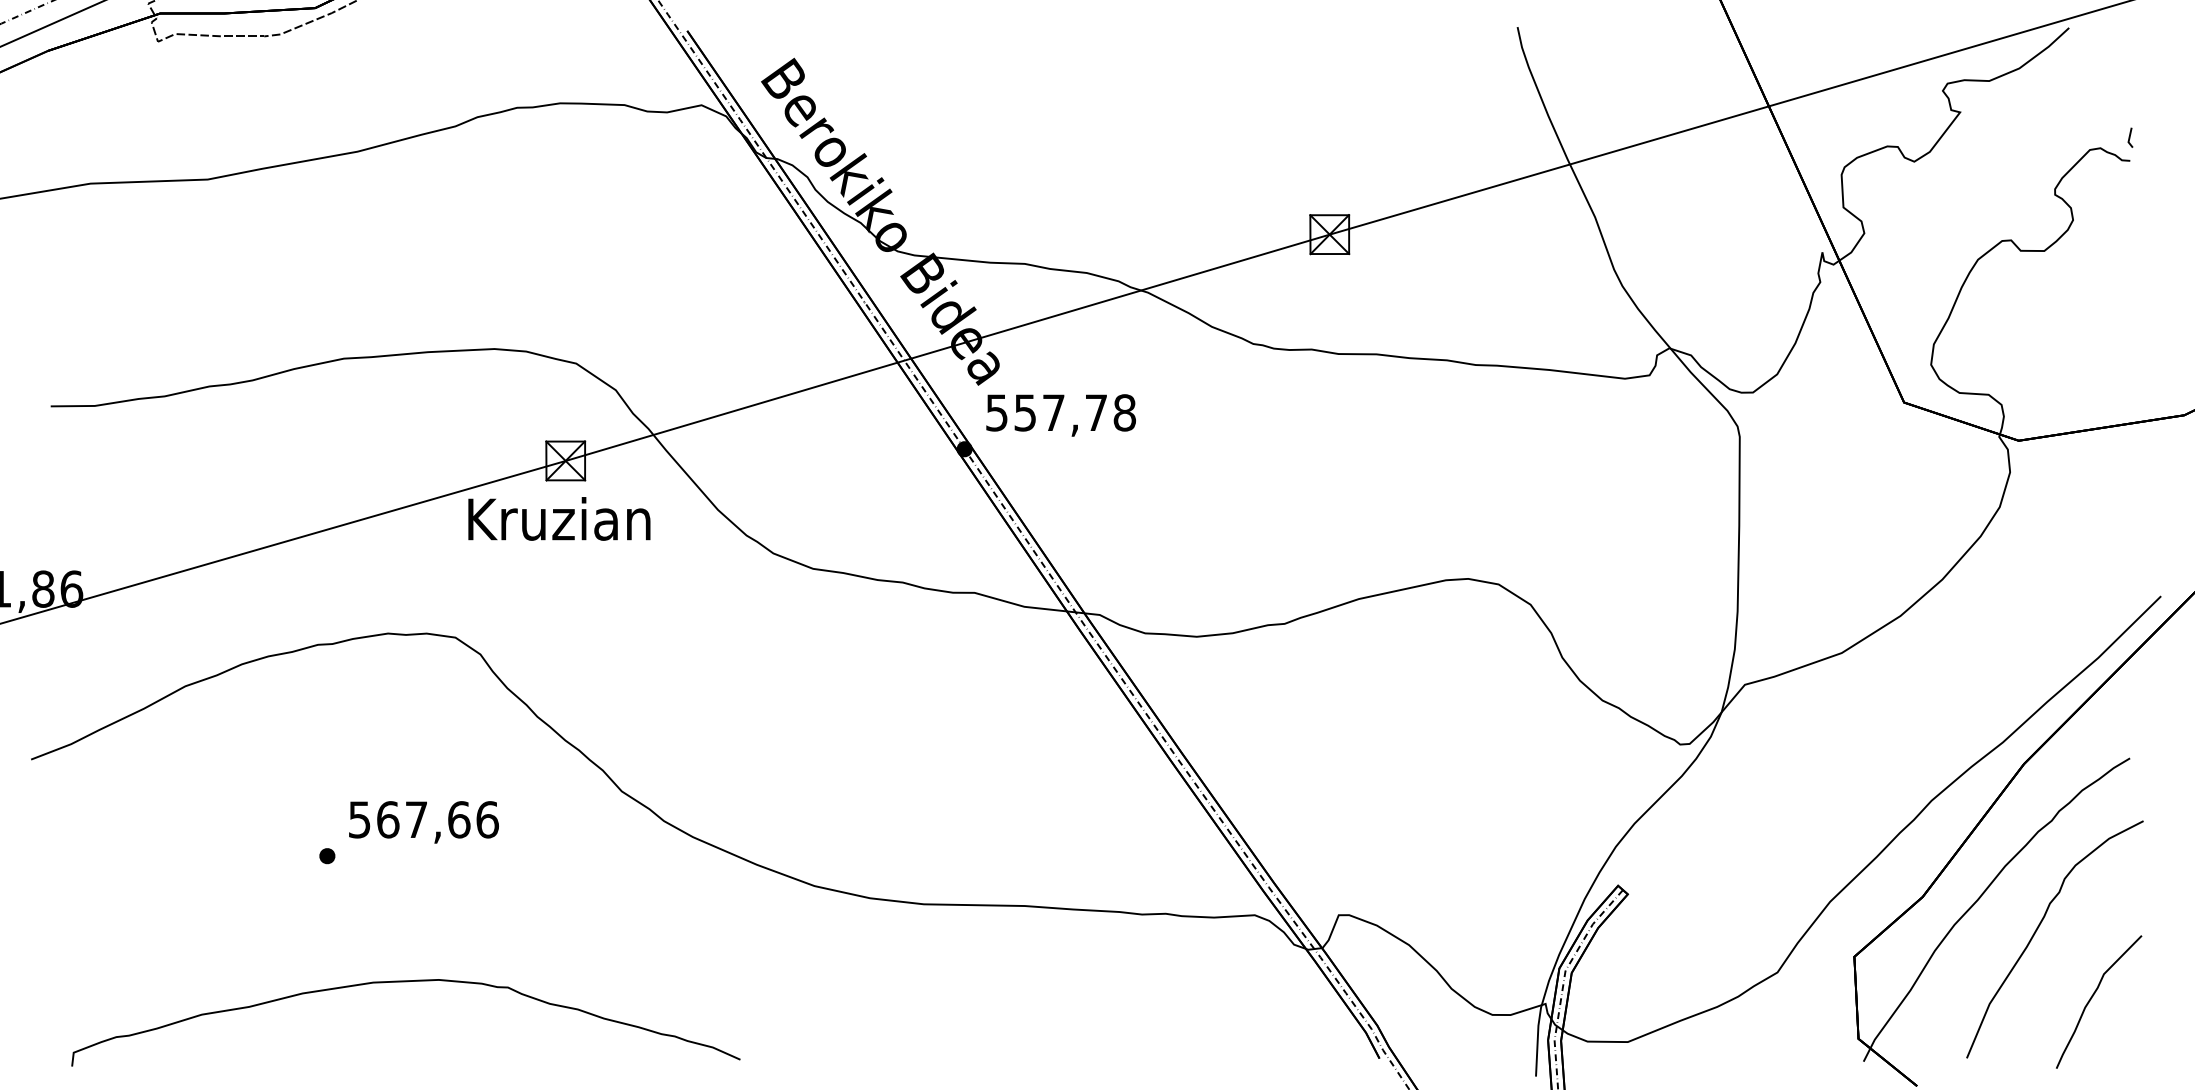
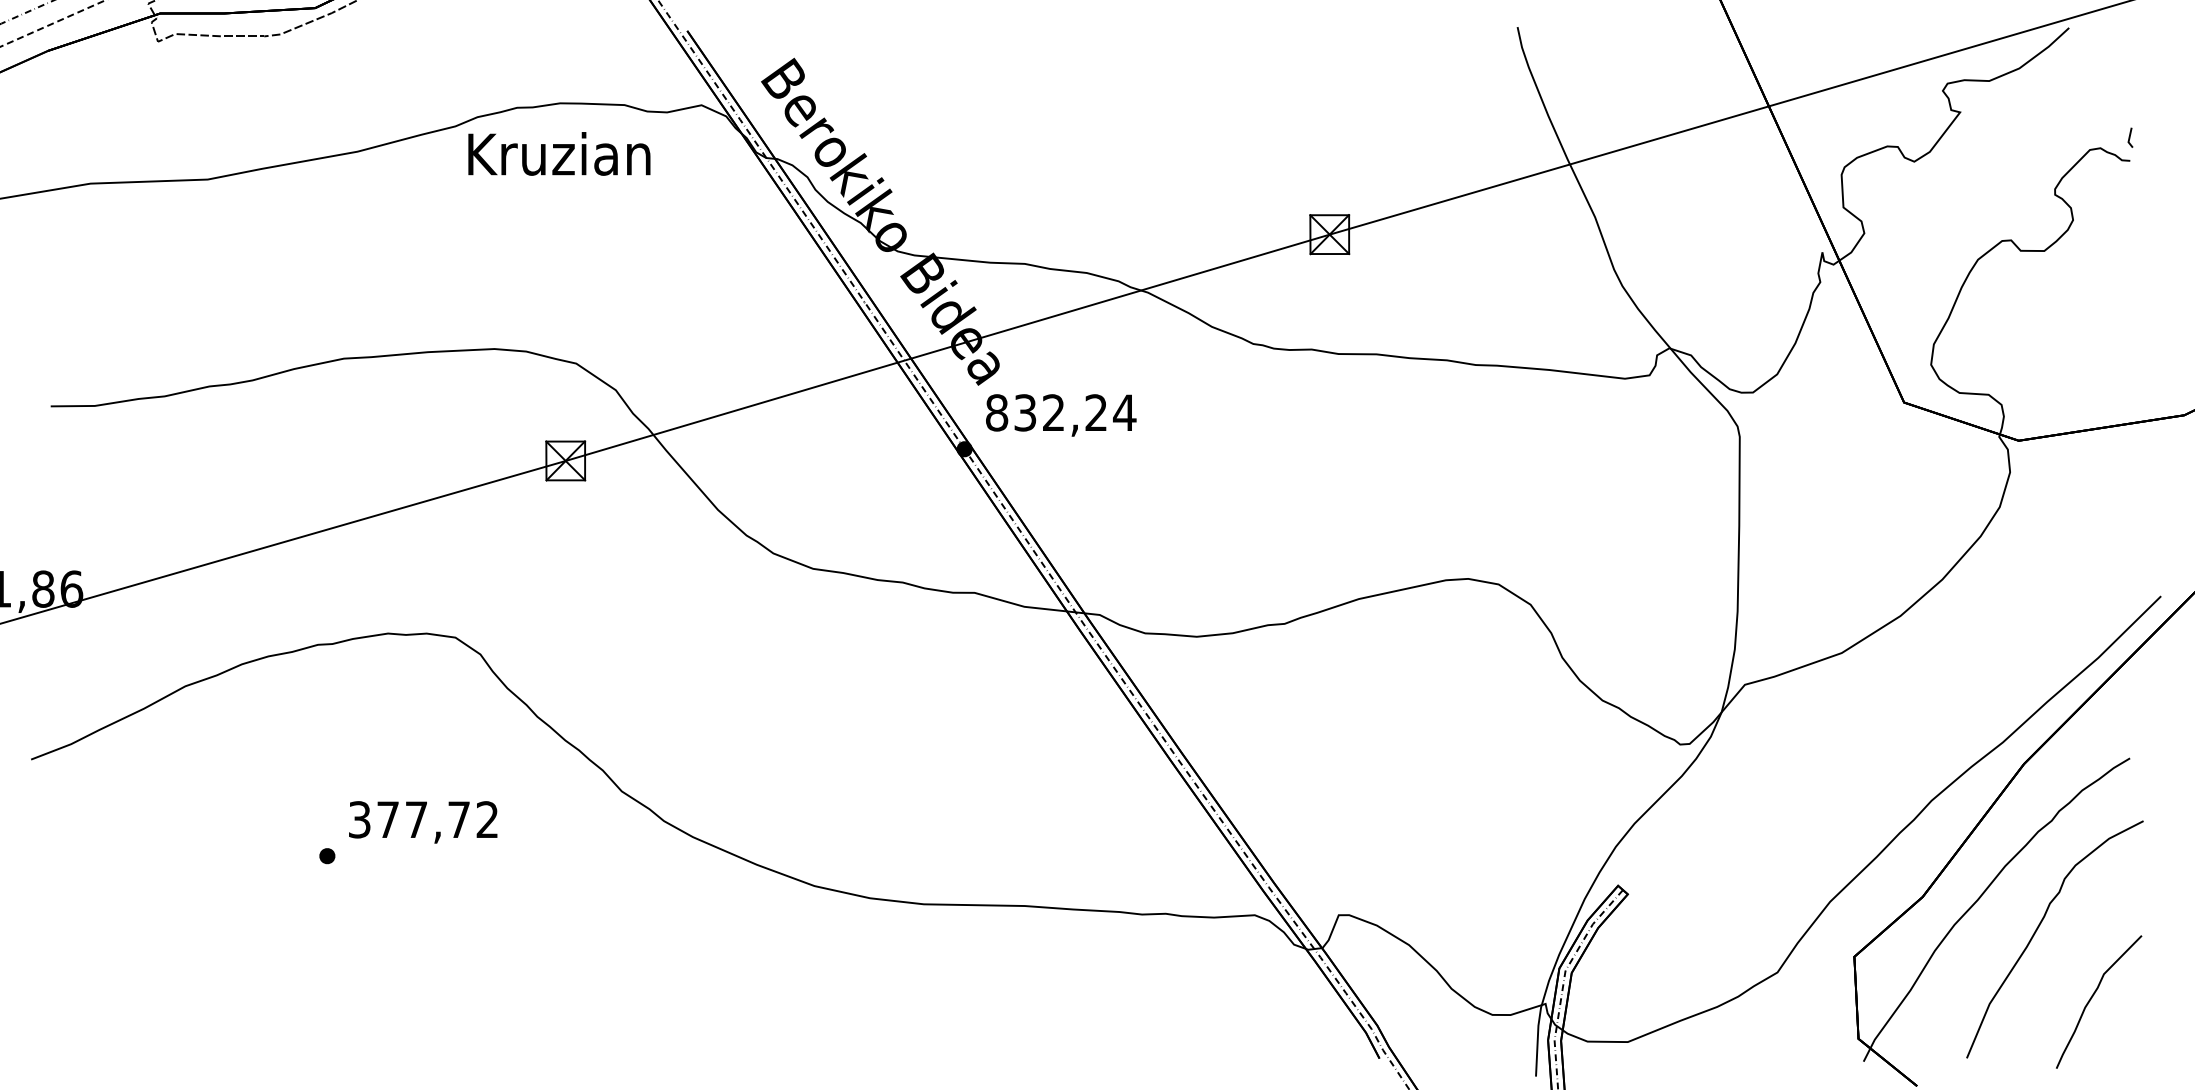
line: solid -> dashed (53, 23)
text: 557,78 -> 832,24 (1061, 412)
text position: (559, 518) -> (559, 153) (559, 153)
text: 567,66 -> 377,72 (423, 819)
curve: present -> none (405, 982)
